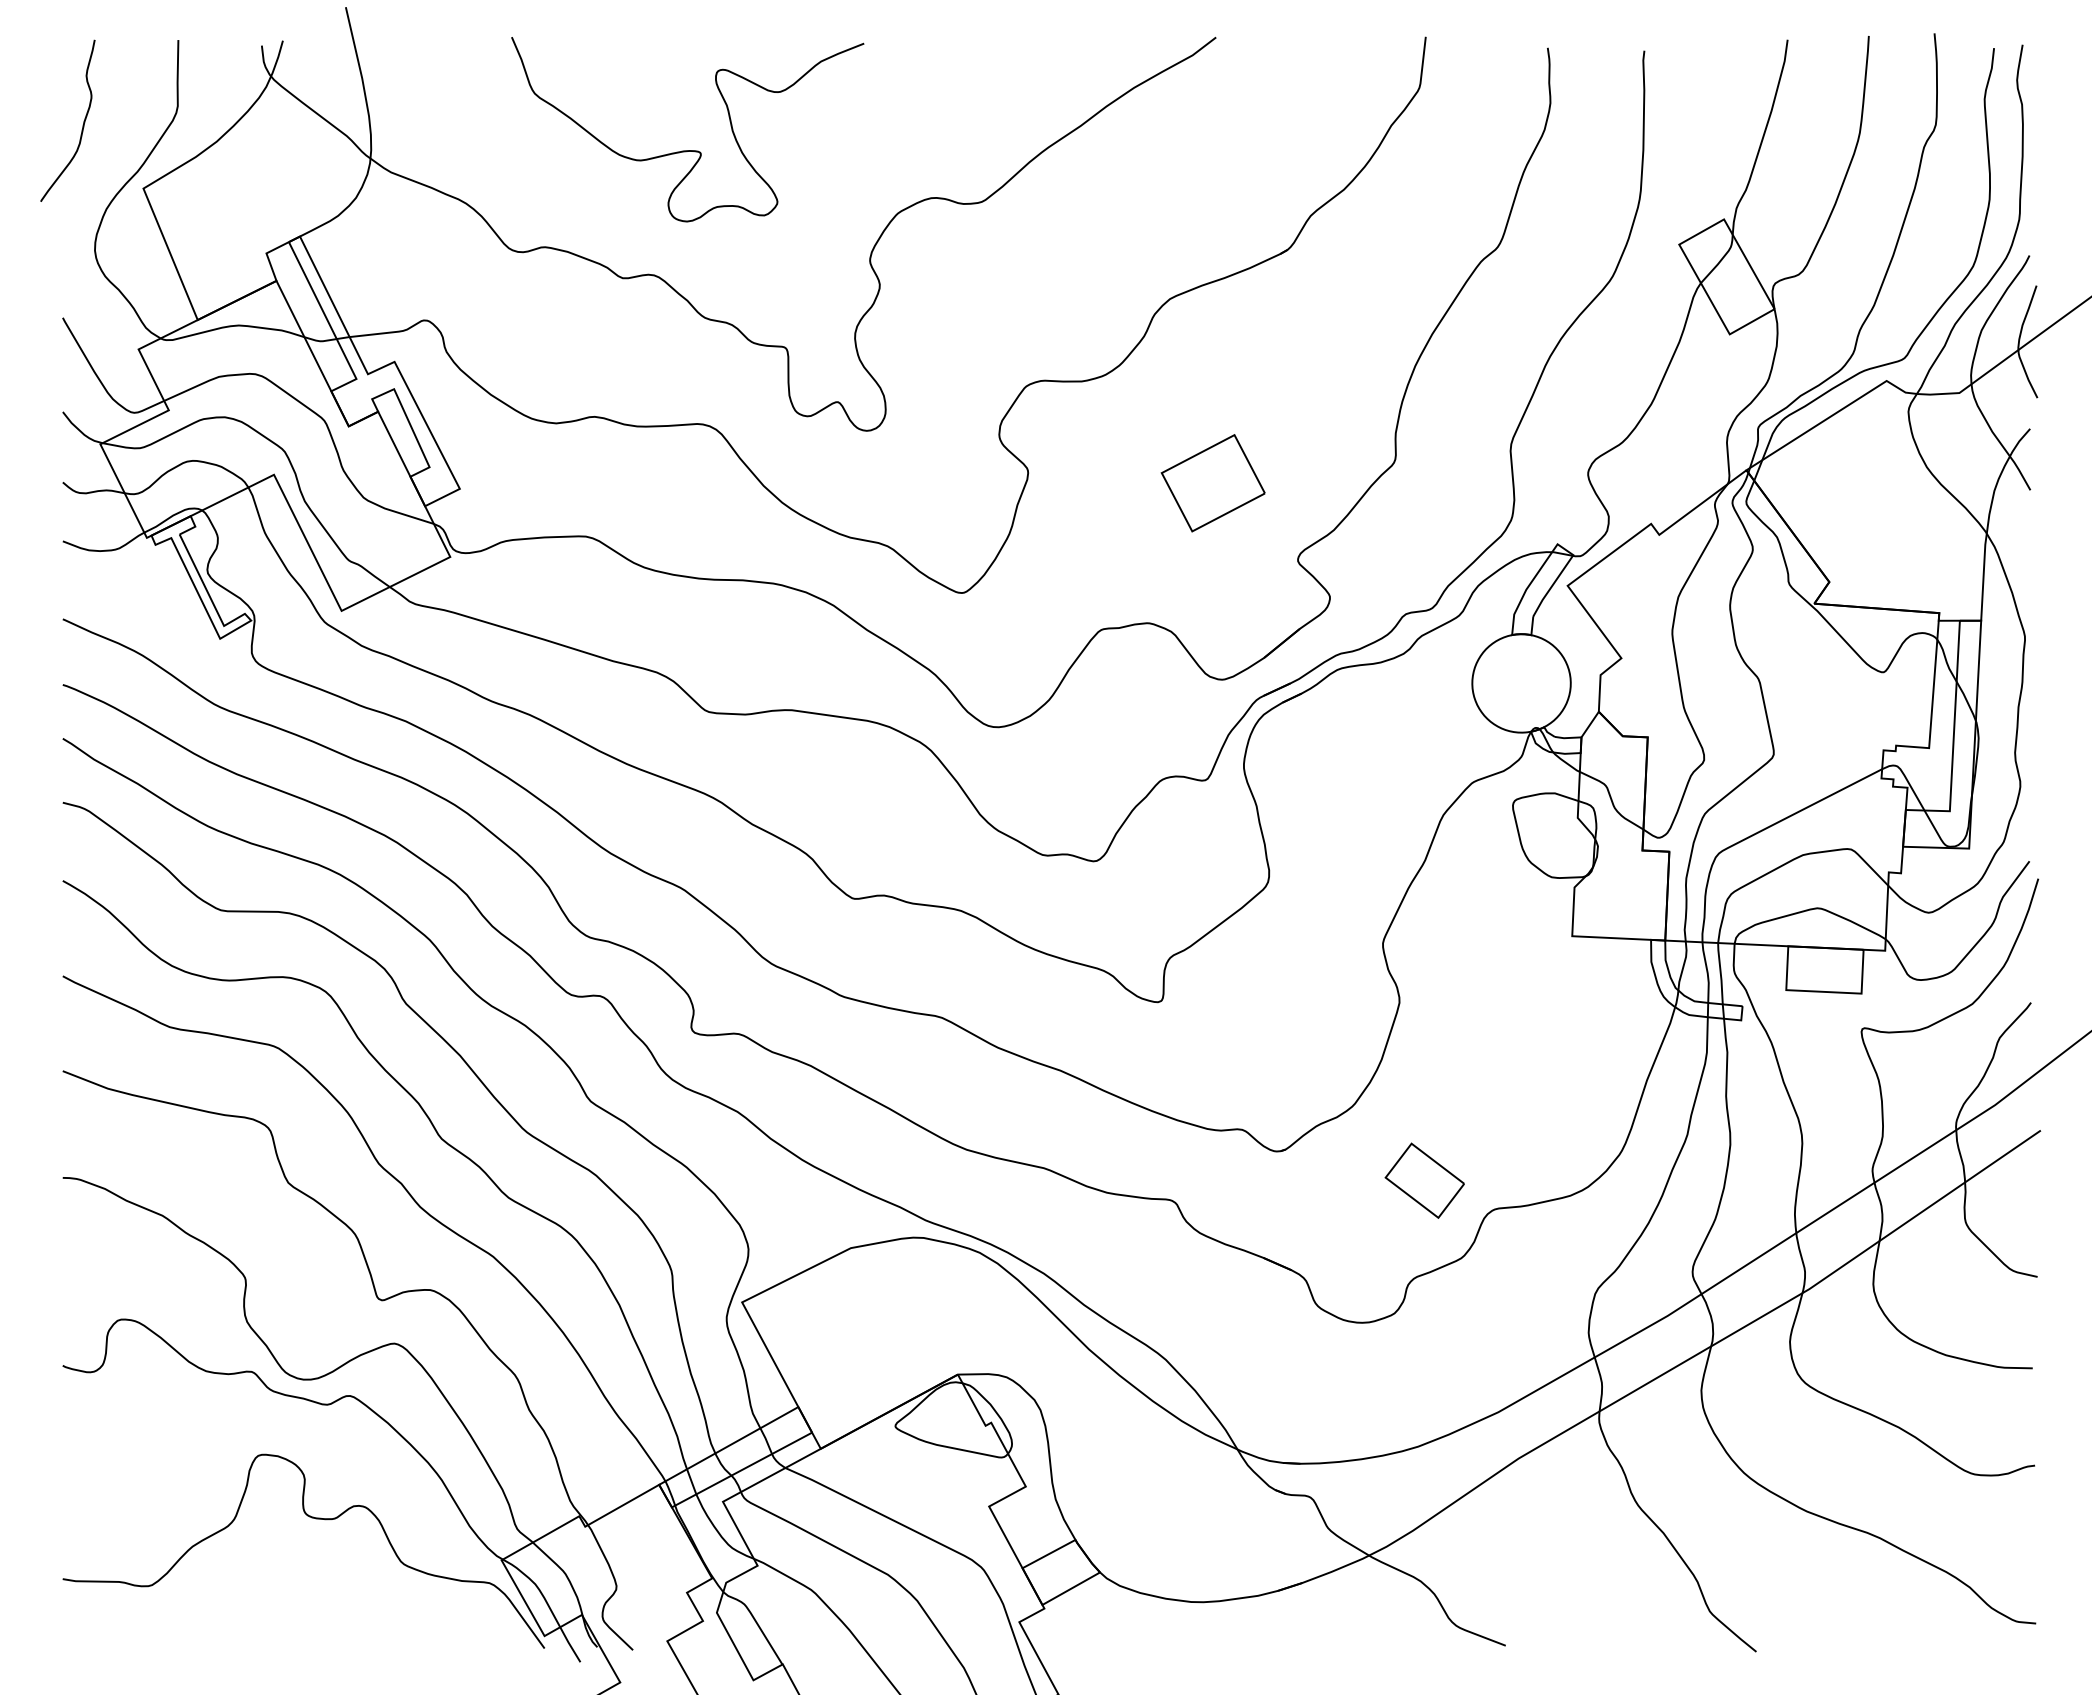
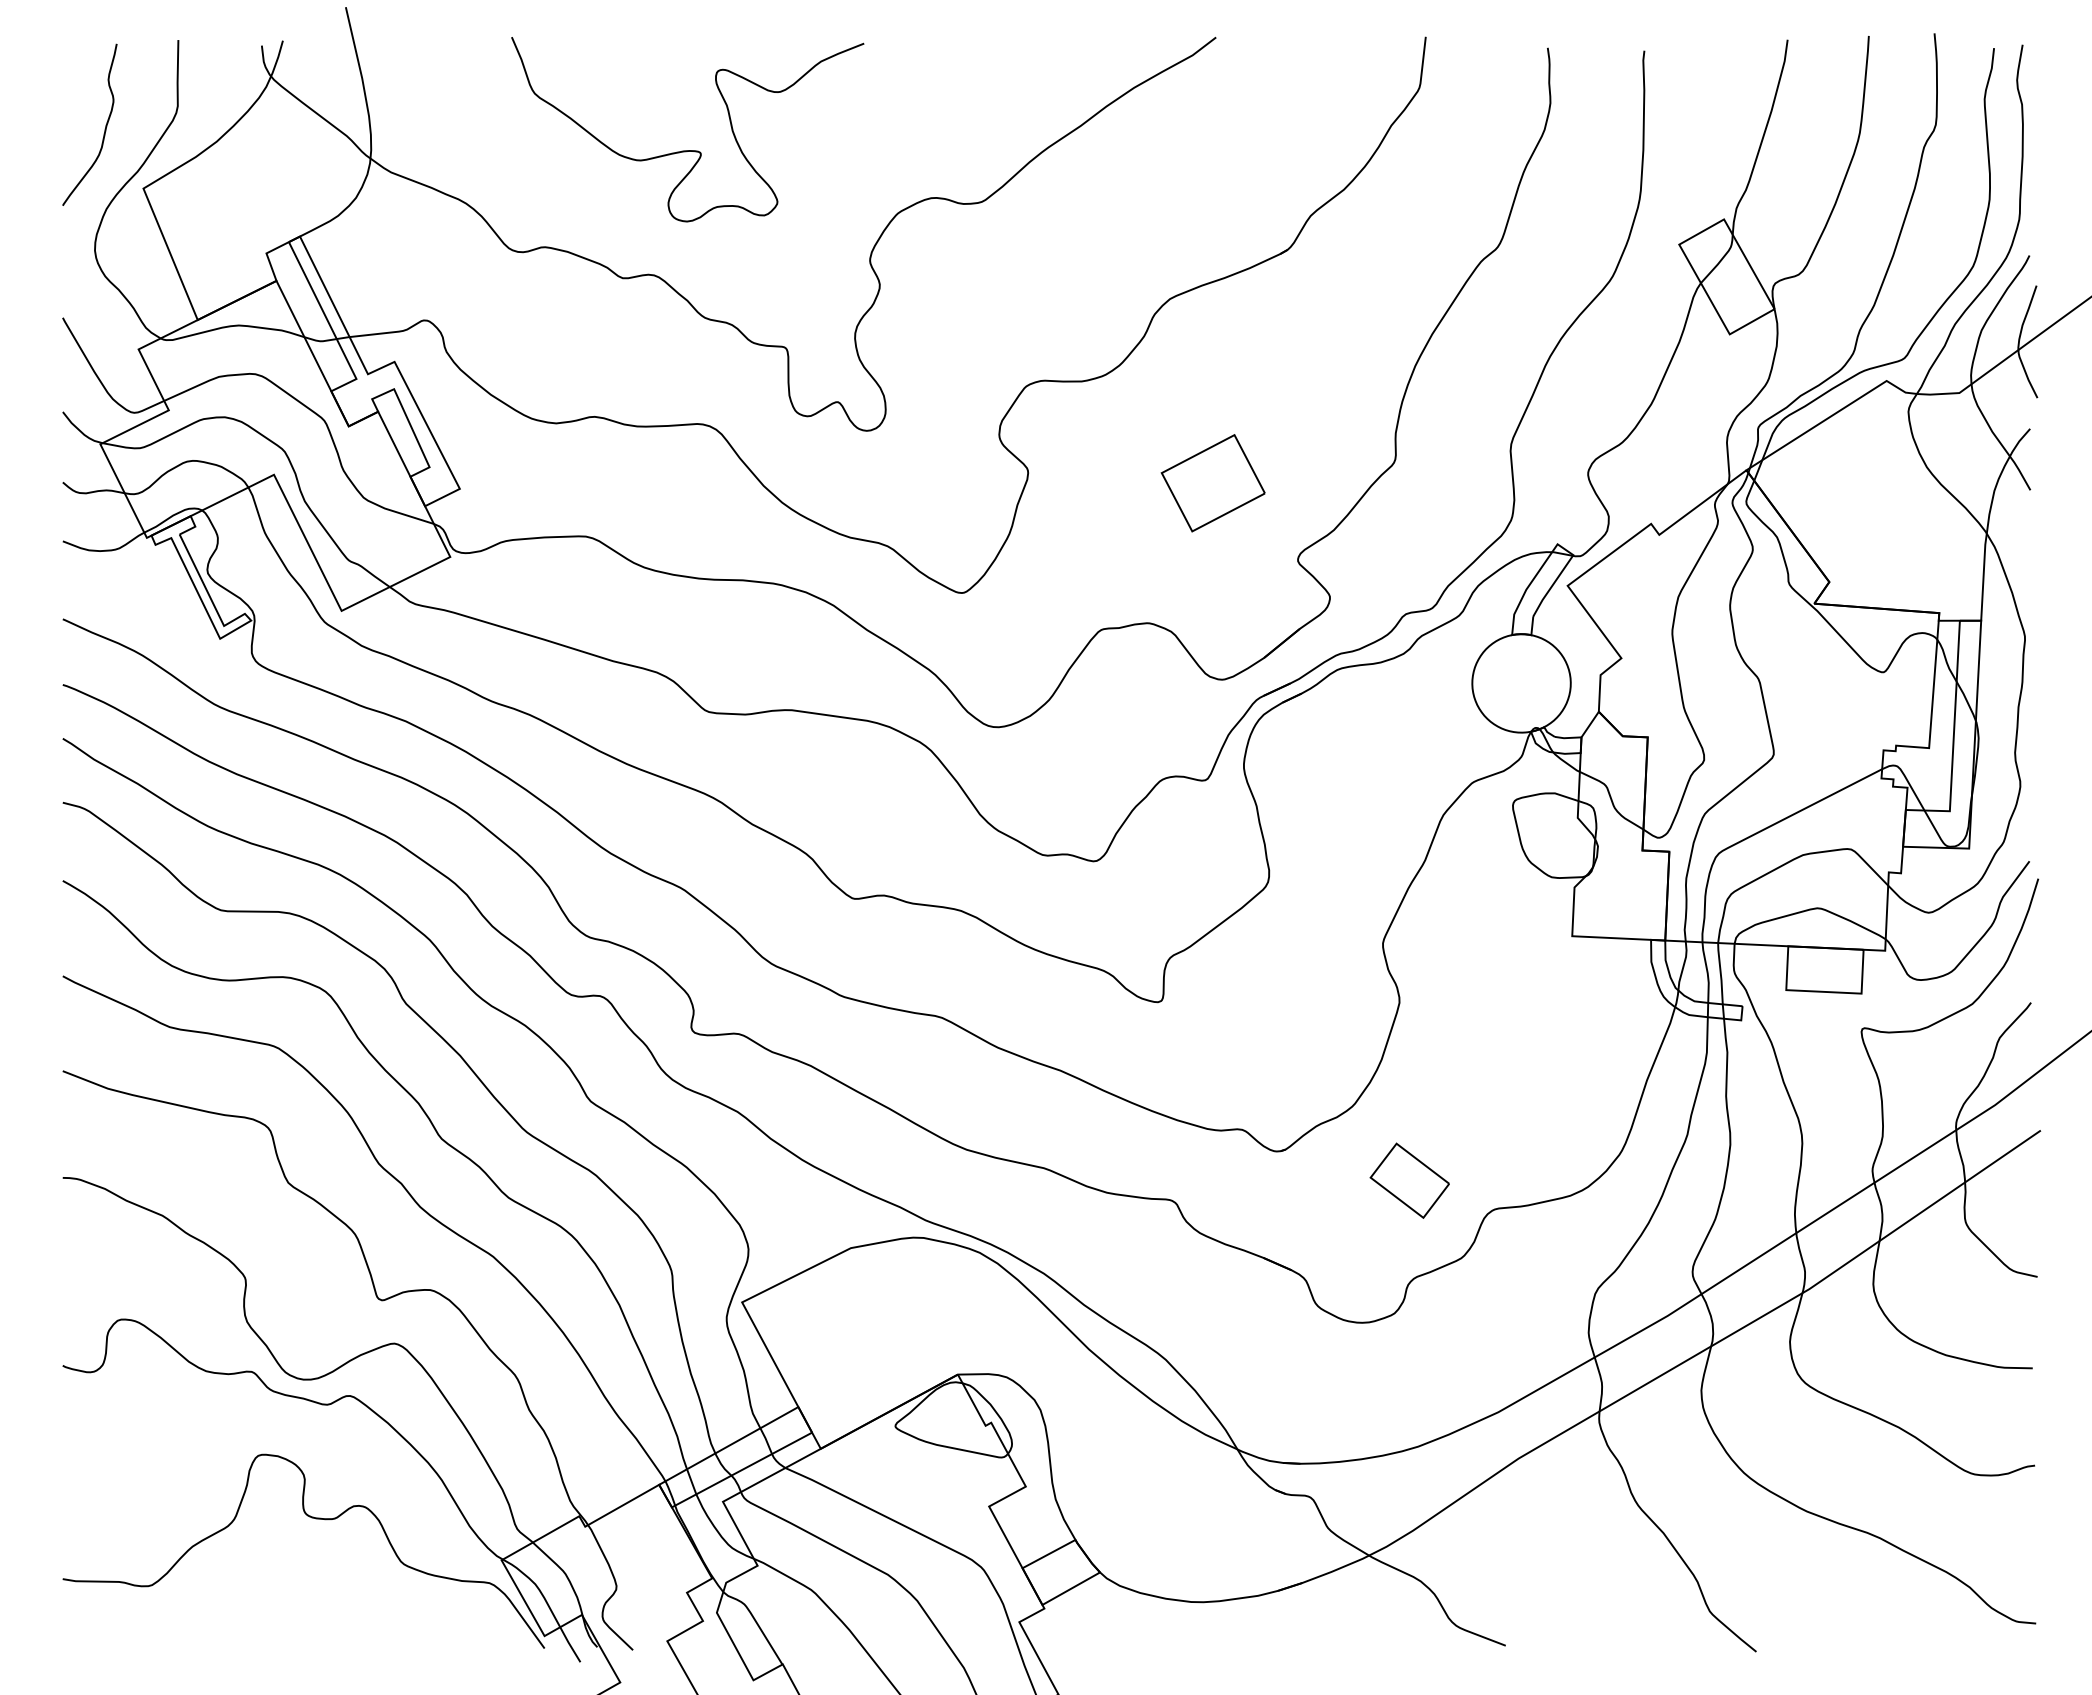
curve position: (82, 125) -> (104, 129) (104, 129)
part position: (1424, 1180) -> (1409, 1180) (1409, 1180)
